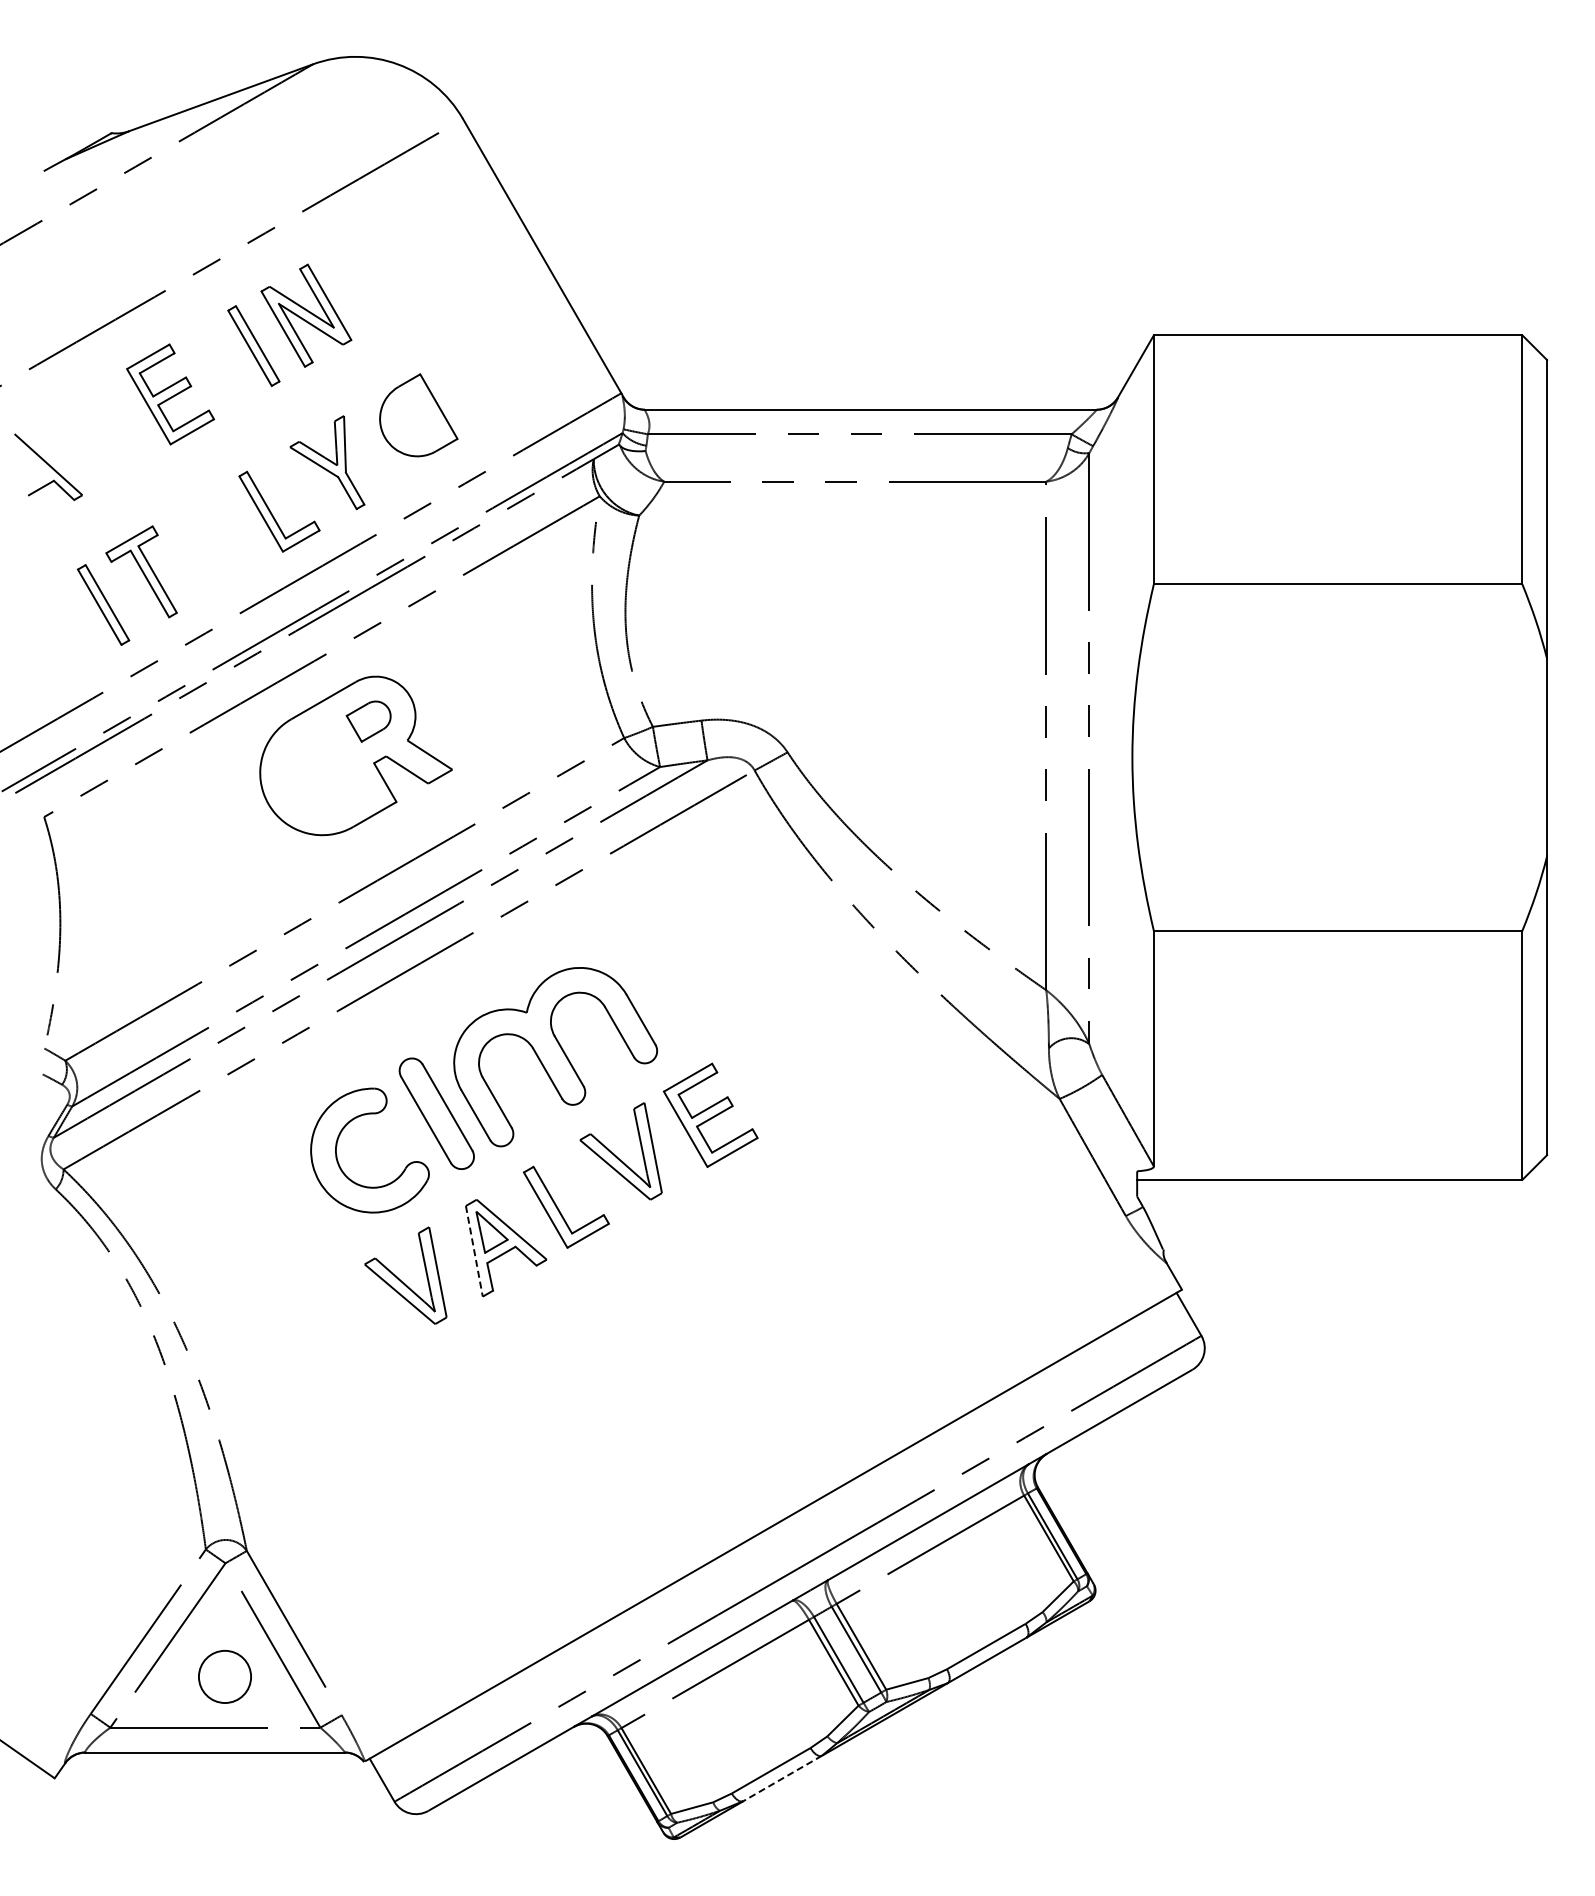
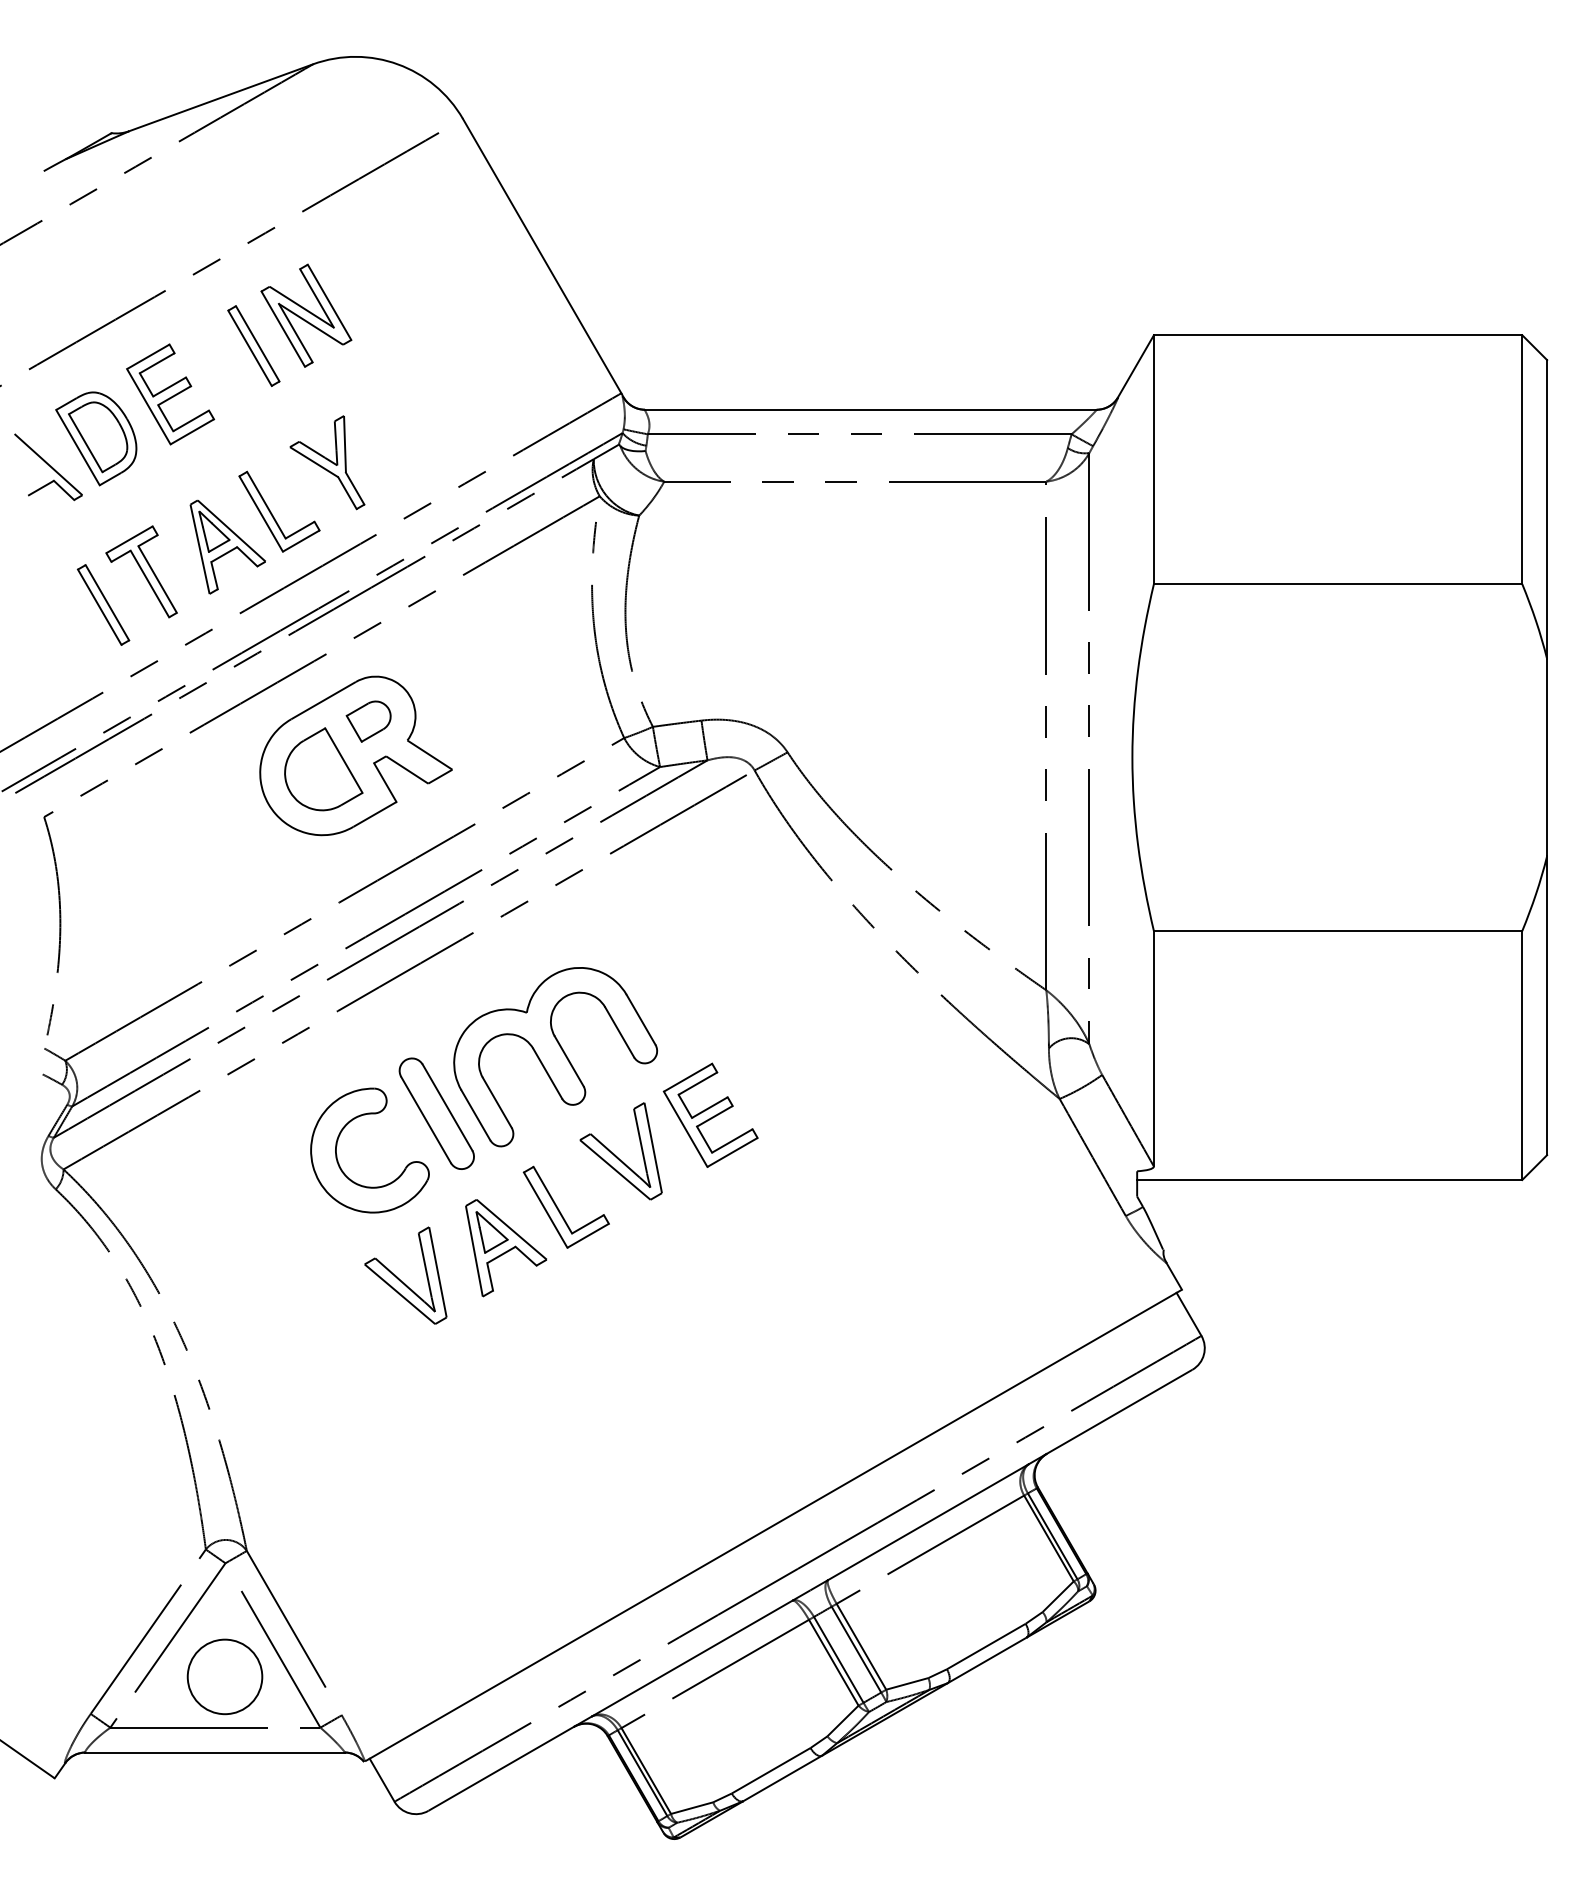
part position: (418, 415) -> (323, 769) (323, 769)
part: none -> present (96, 438)
part: none -> present (227, 546)
line: dashed -> solid (474, 1251)
circle diameter: 52 px -> 75 px (224, 1676)
line: dashed -> solid (782, 1778)
